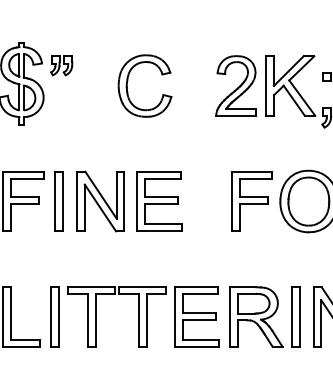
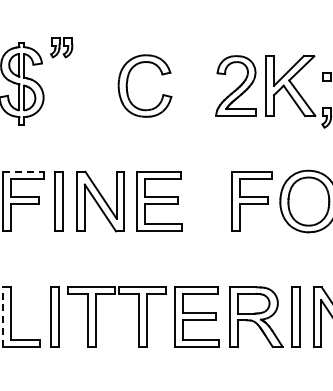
part position: (61, 65) -> (61, 47) (61, 47)
line: solid -> dashed (23, 171)
line: solid -> dashed (2, 317)
